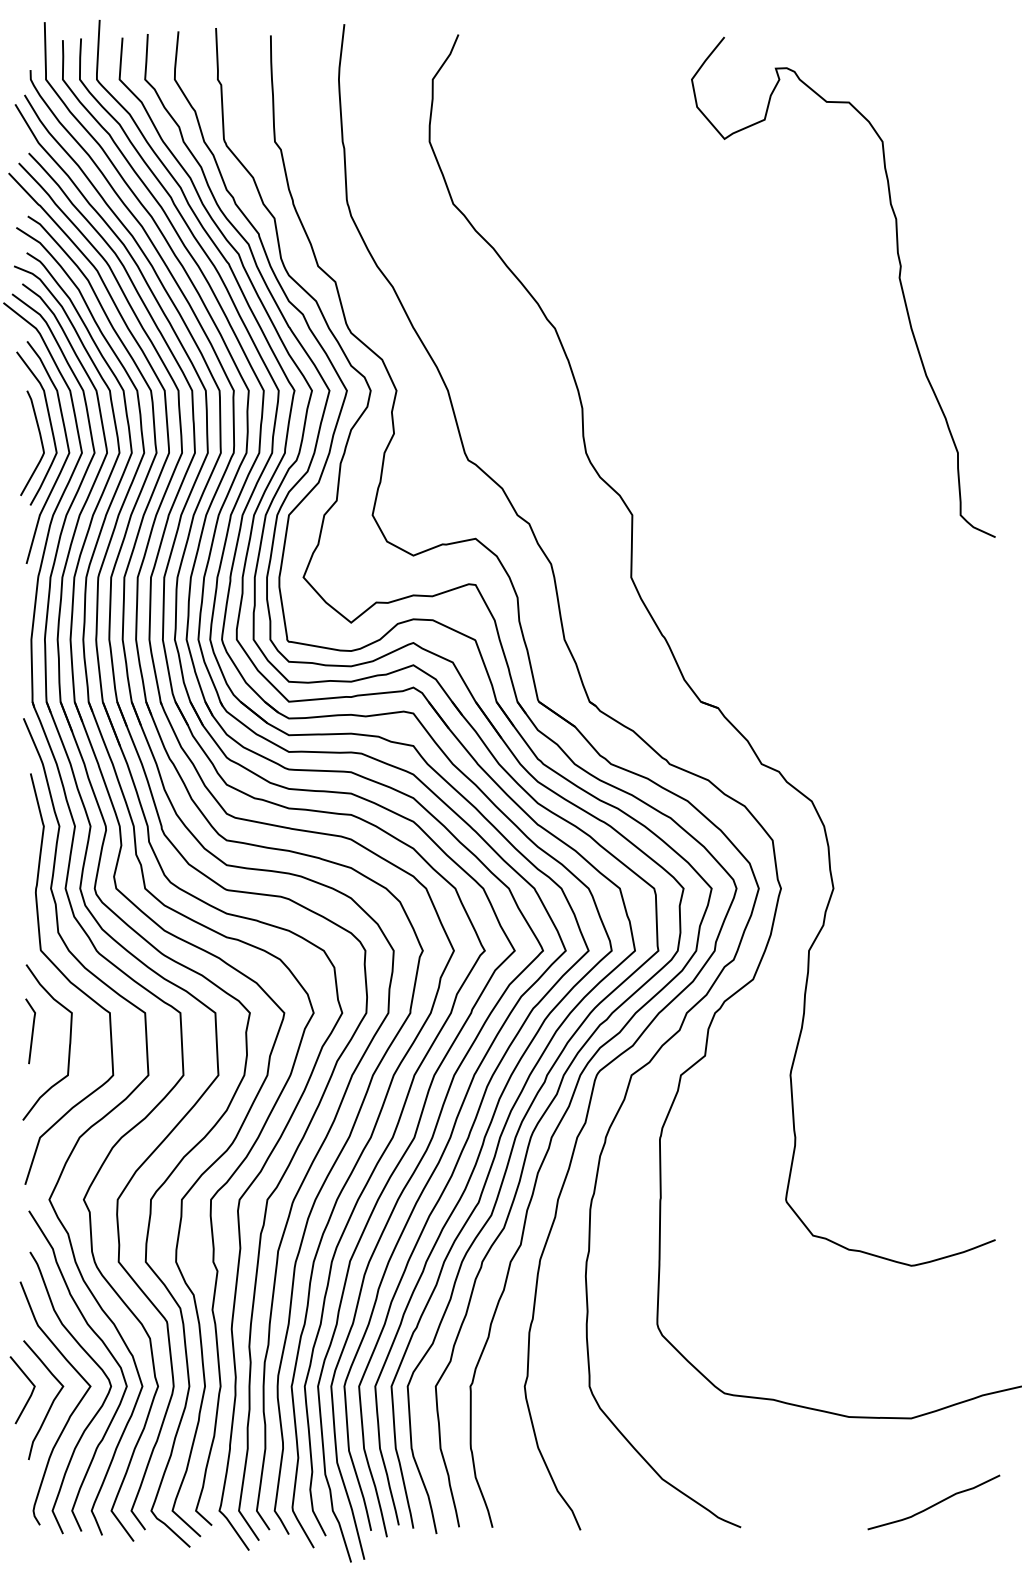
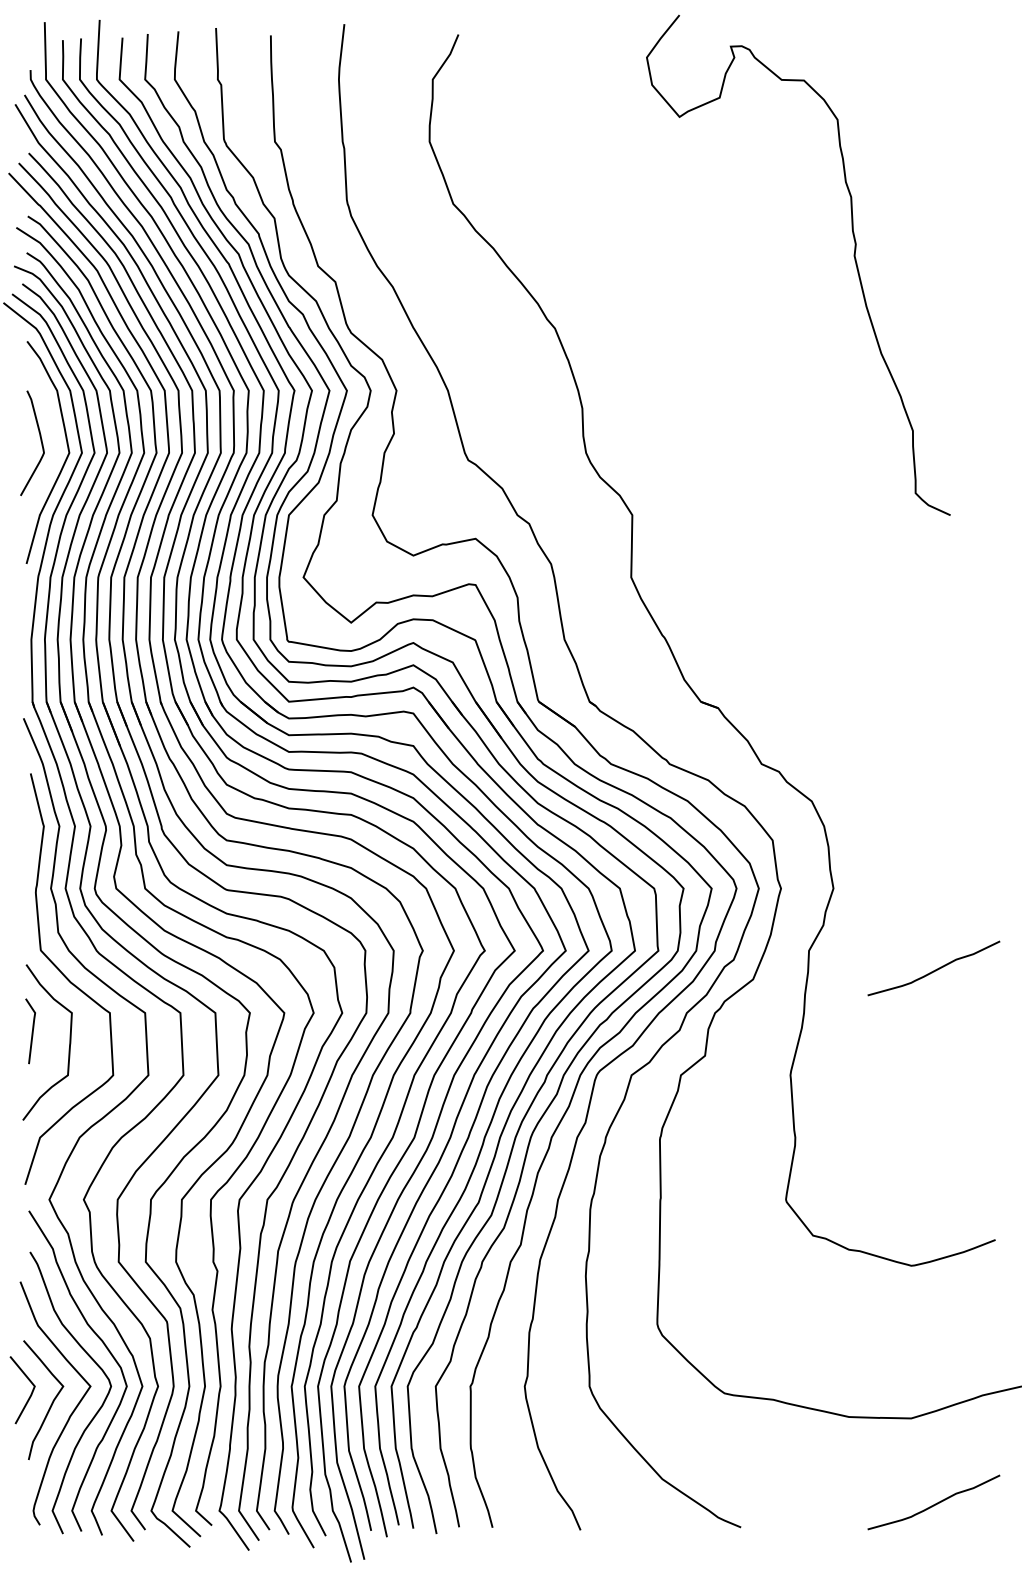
curve position: (898, 278) -> (853, 256) (853, 256)
curve: present -> none (49, 423)
curve: none -> present (933, 970)
